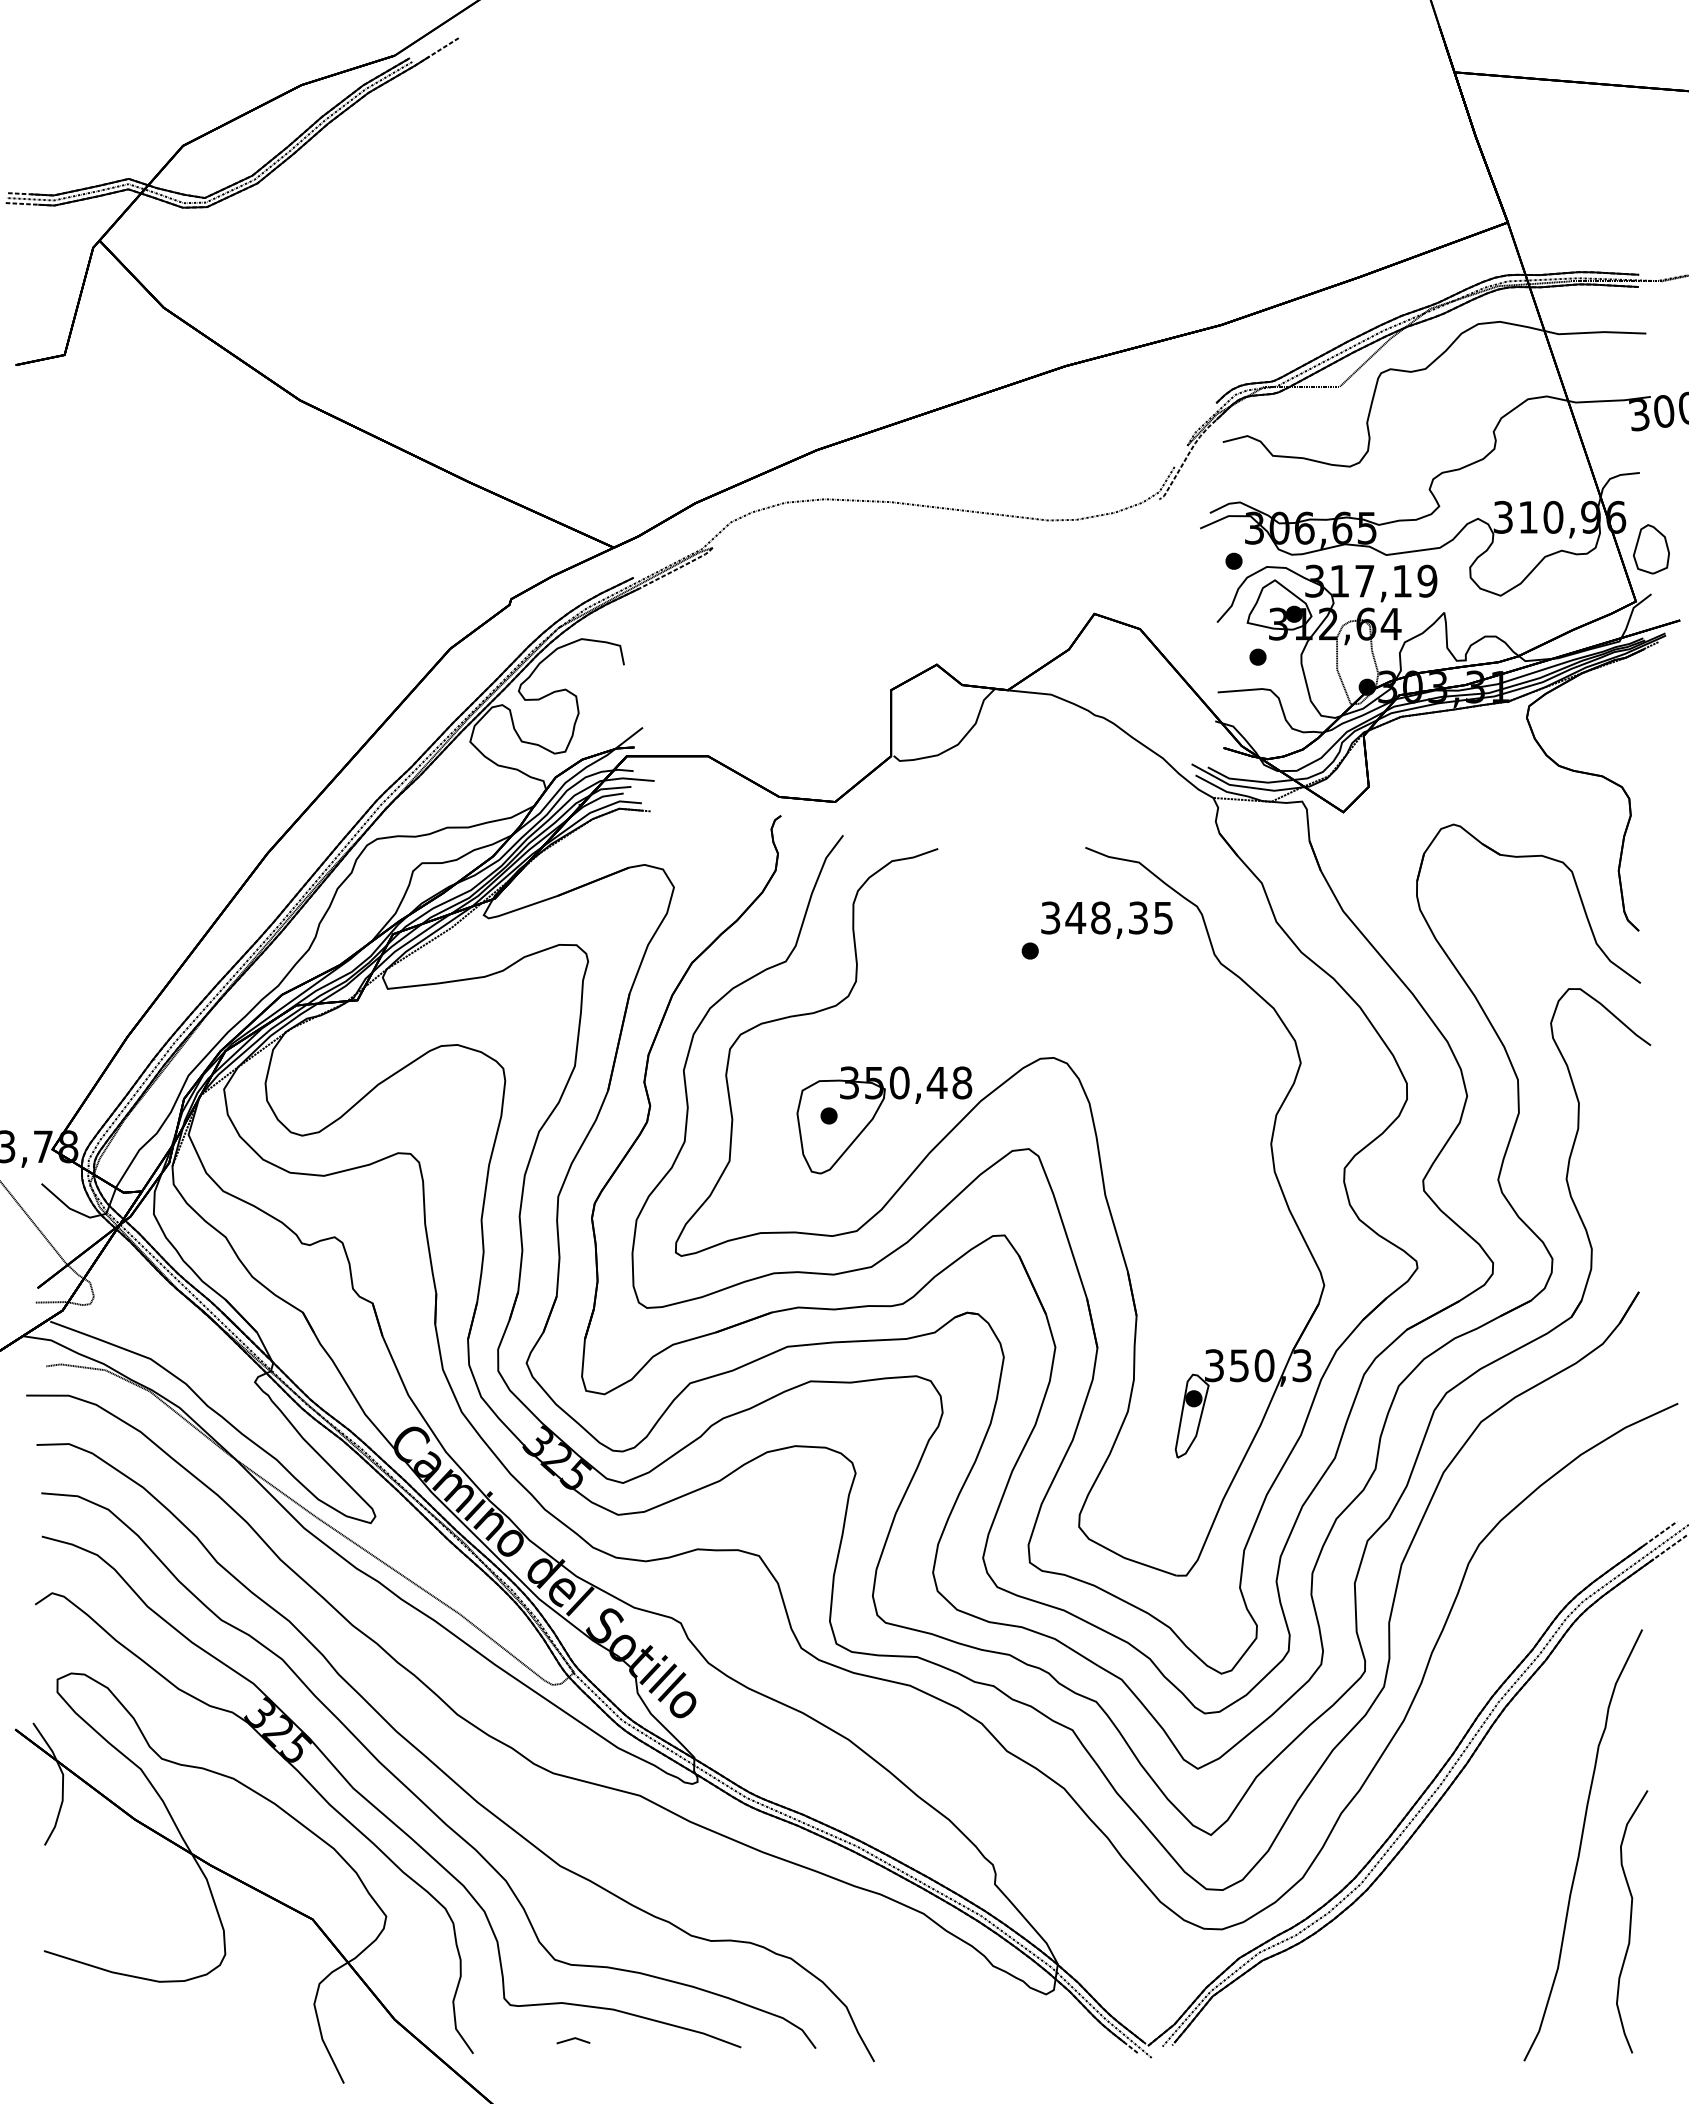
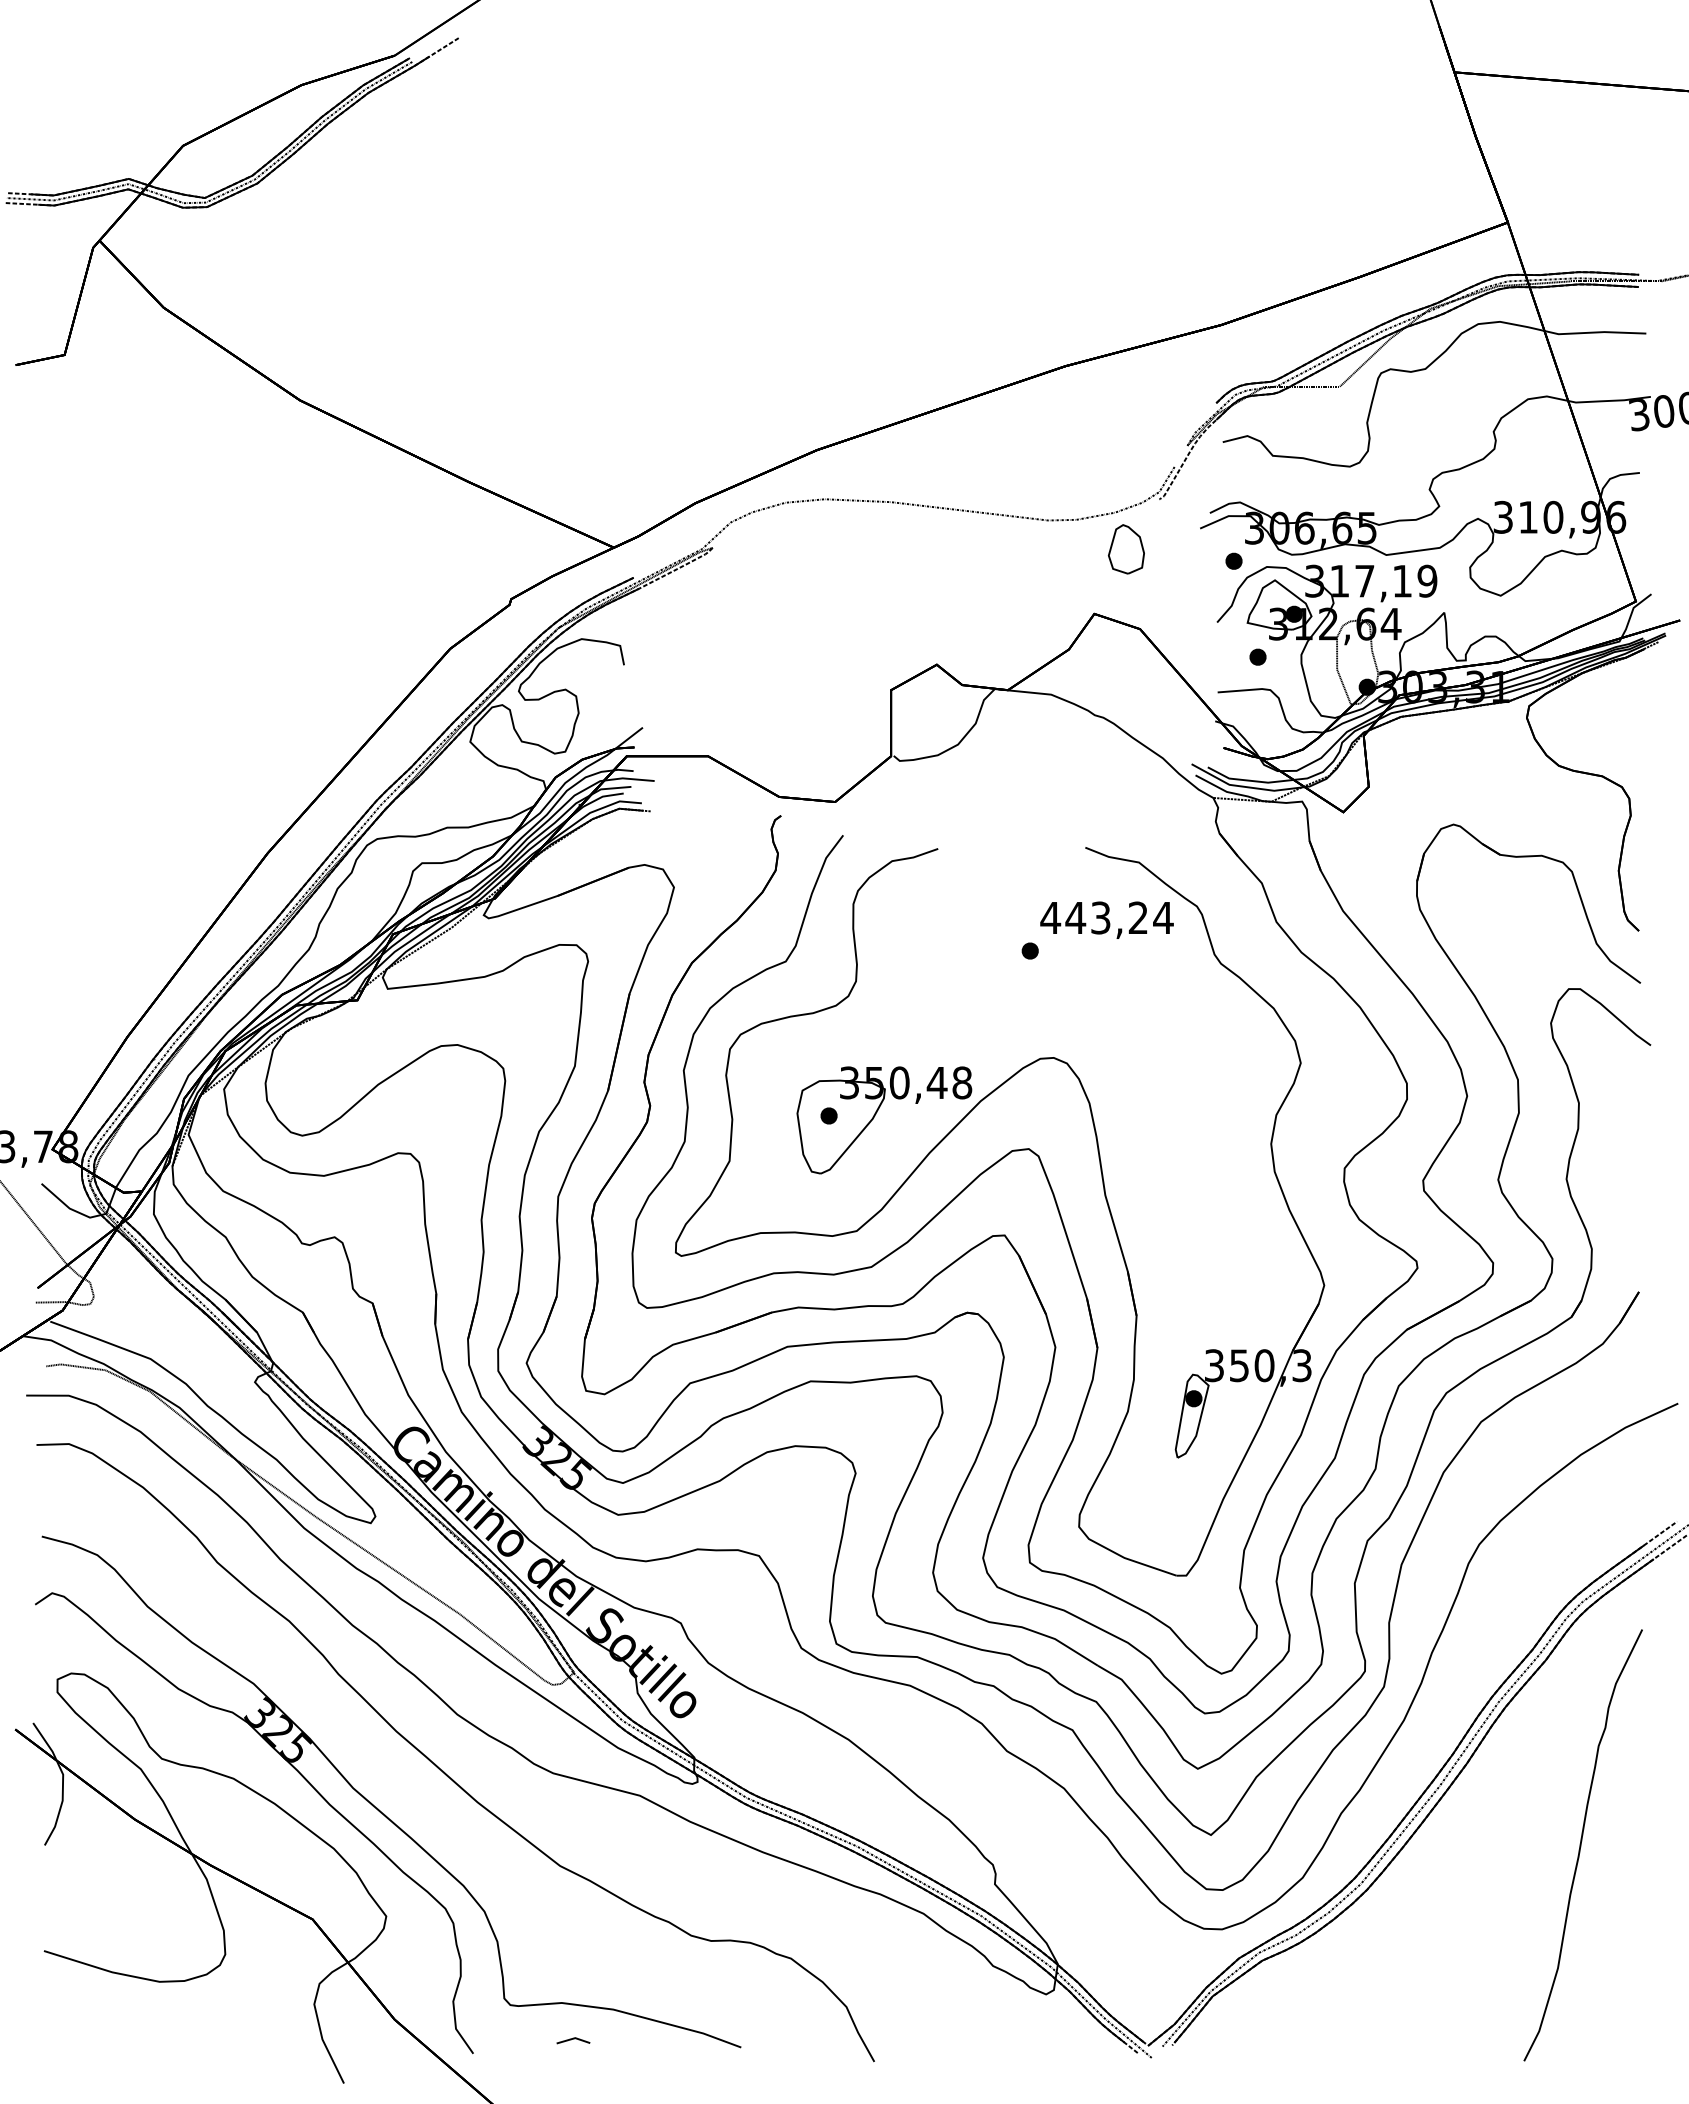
part position: (1651, 549) -> (1126, 549) (1126, 549)
text: 348,35 -> 443,24 (1106, 917)
curve: present -> none (409, 1788)
curve: present -> none (1631, 1921)
